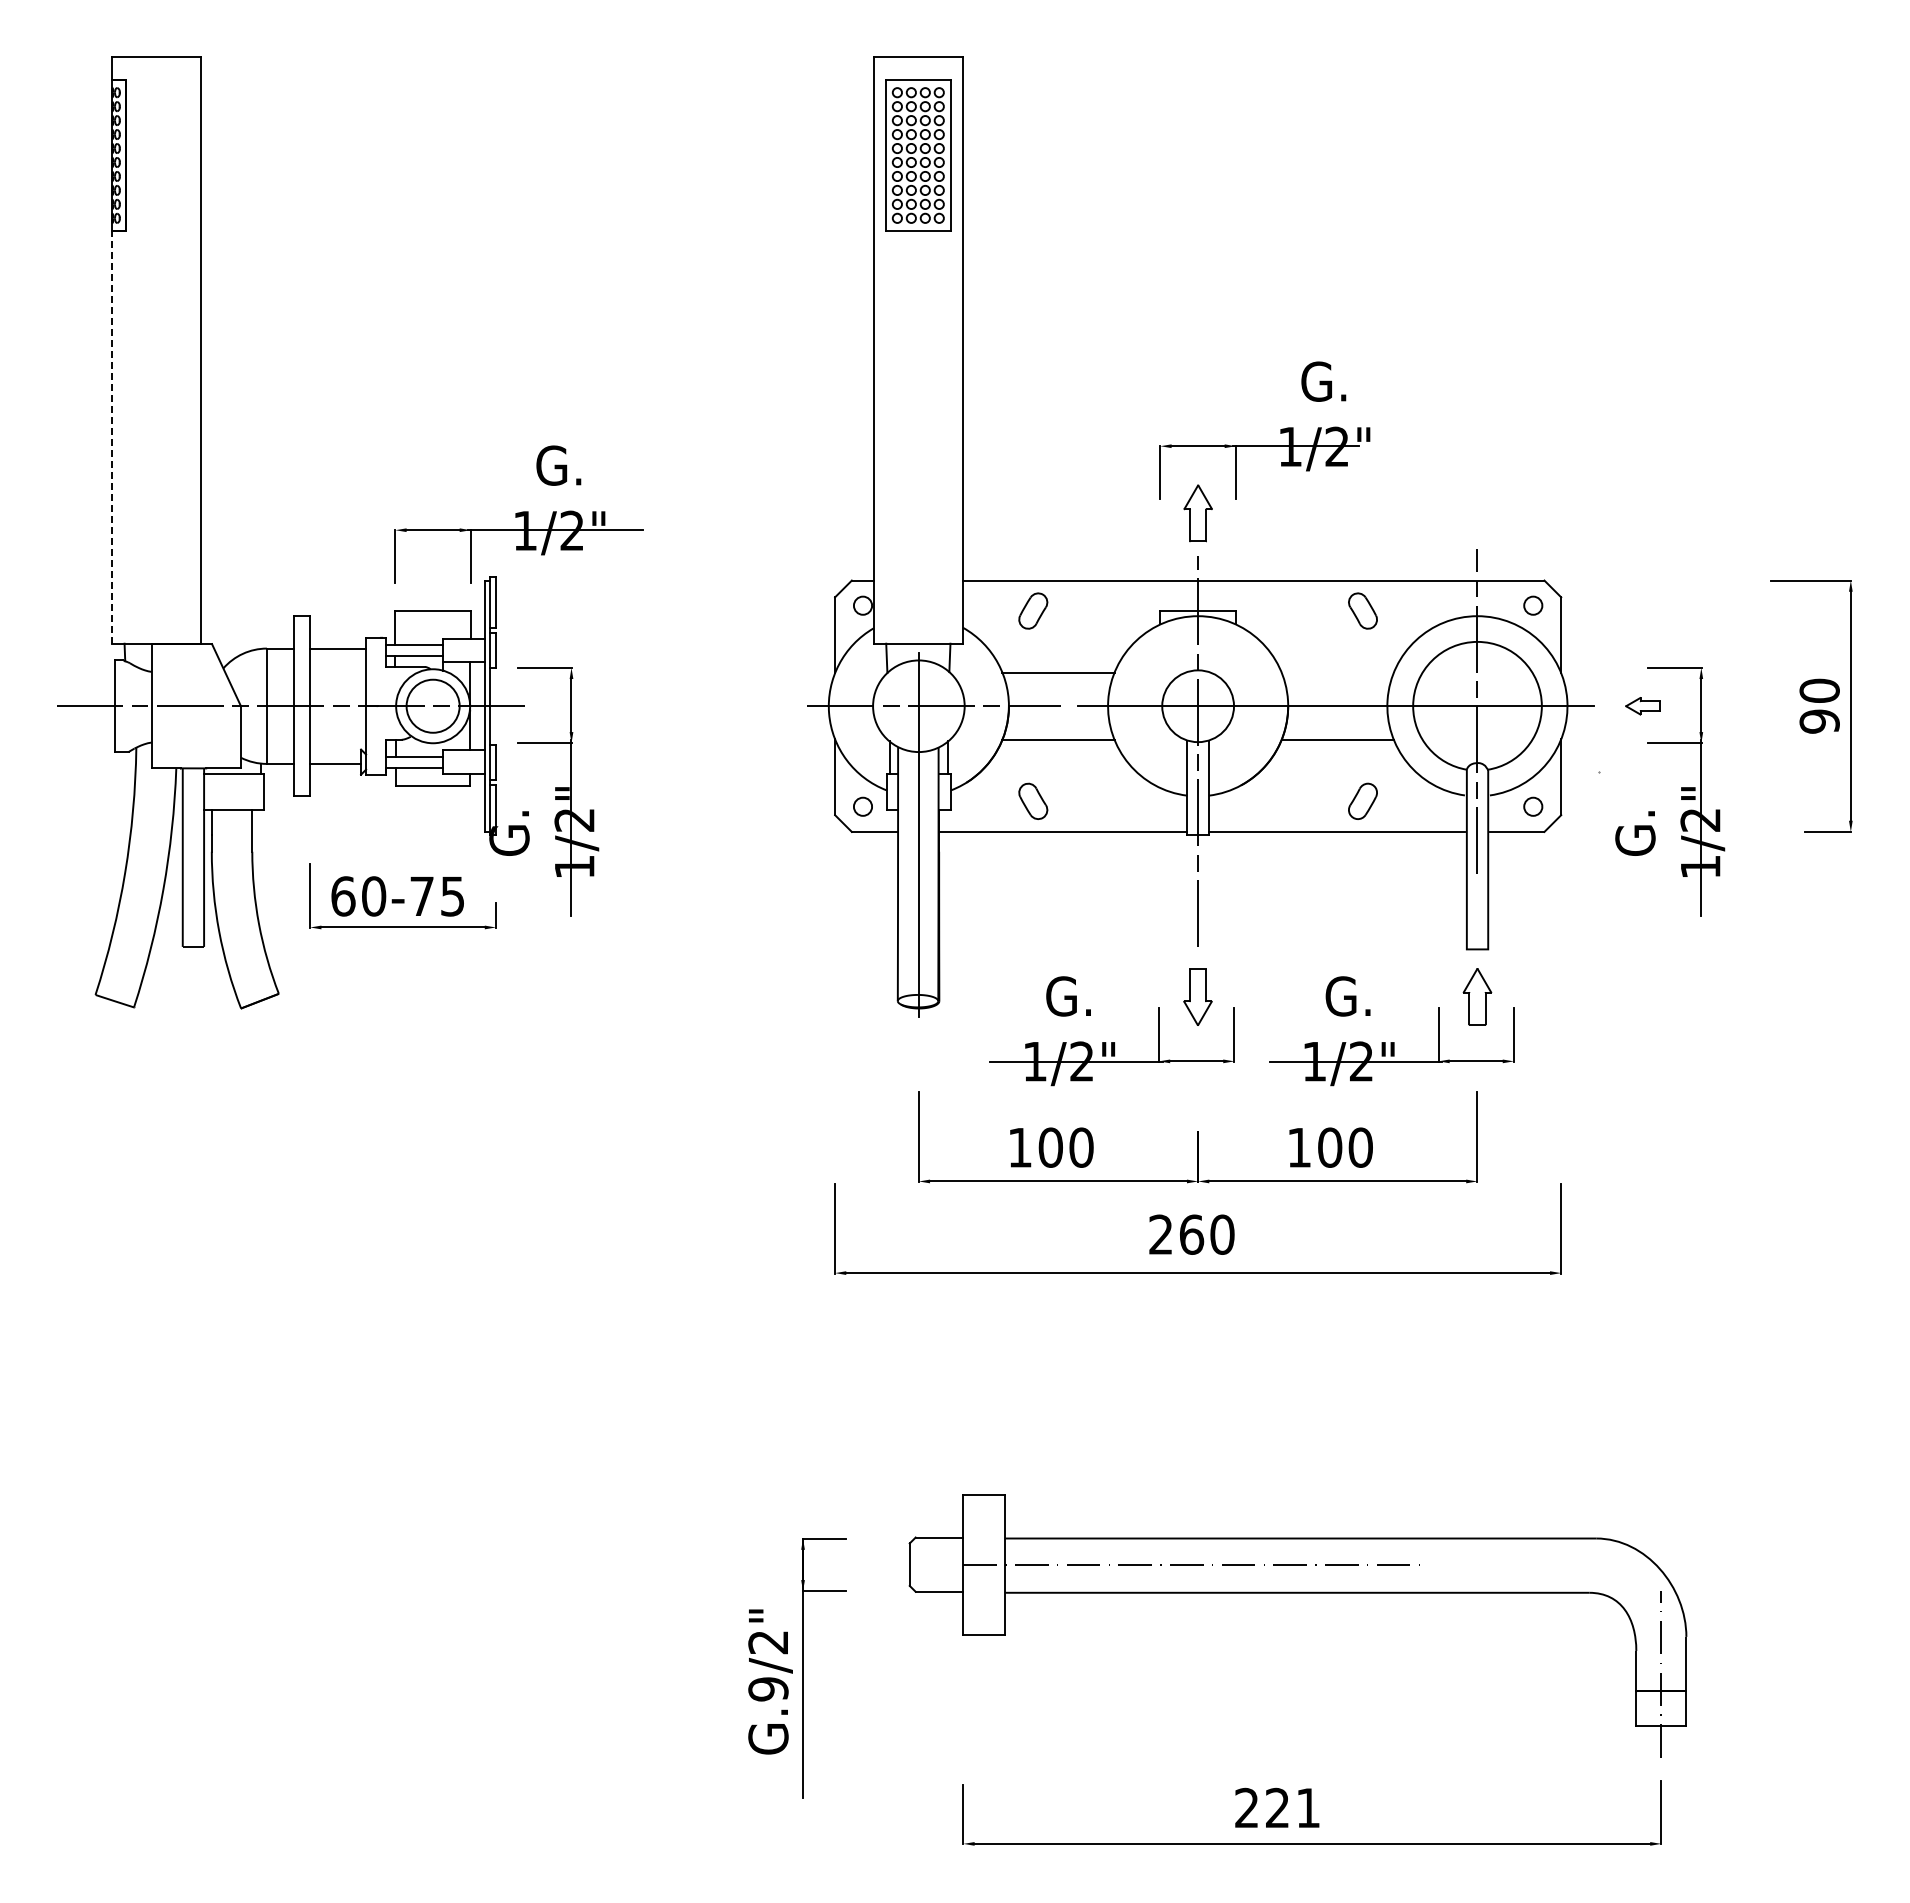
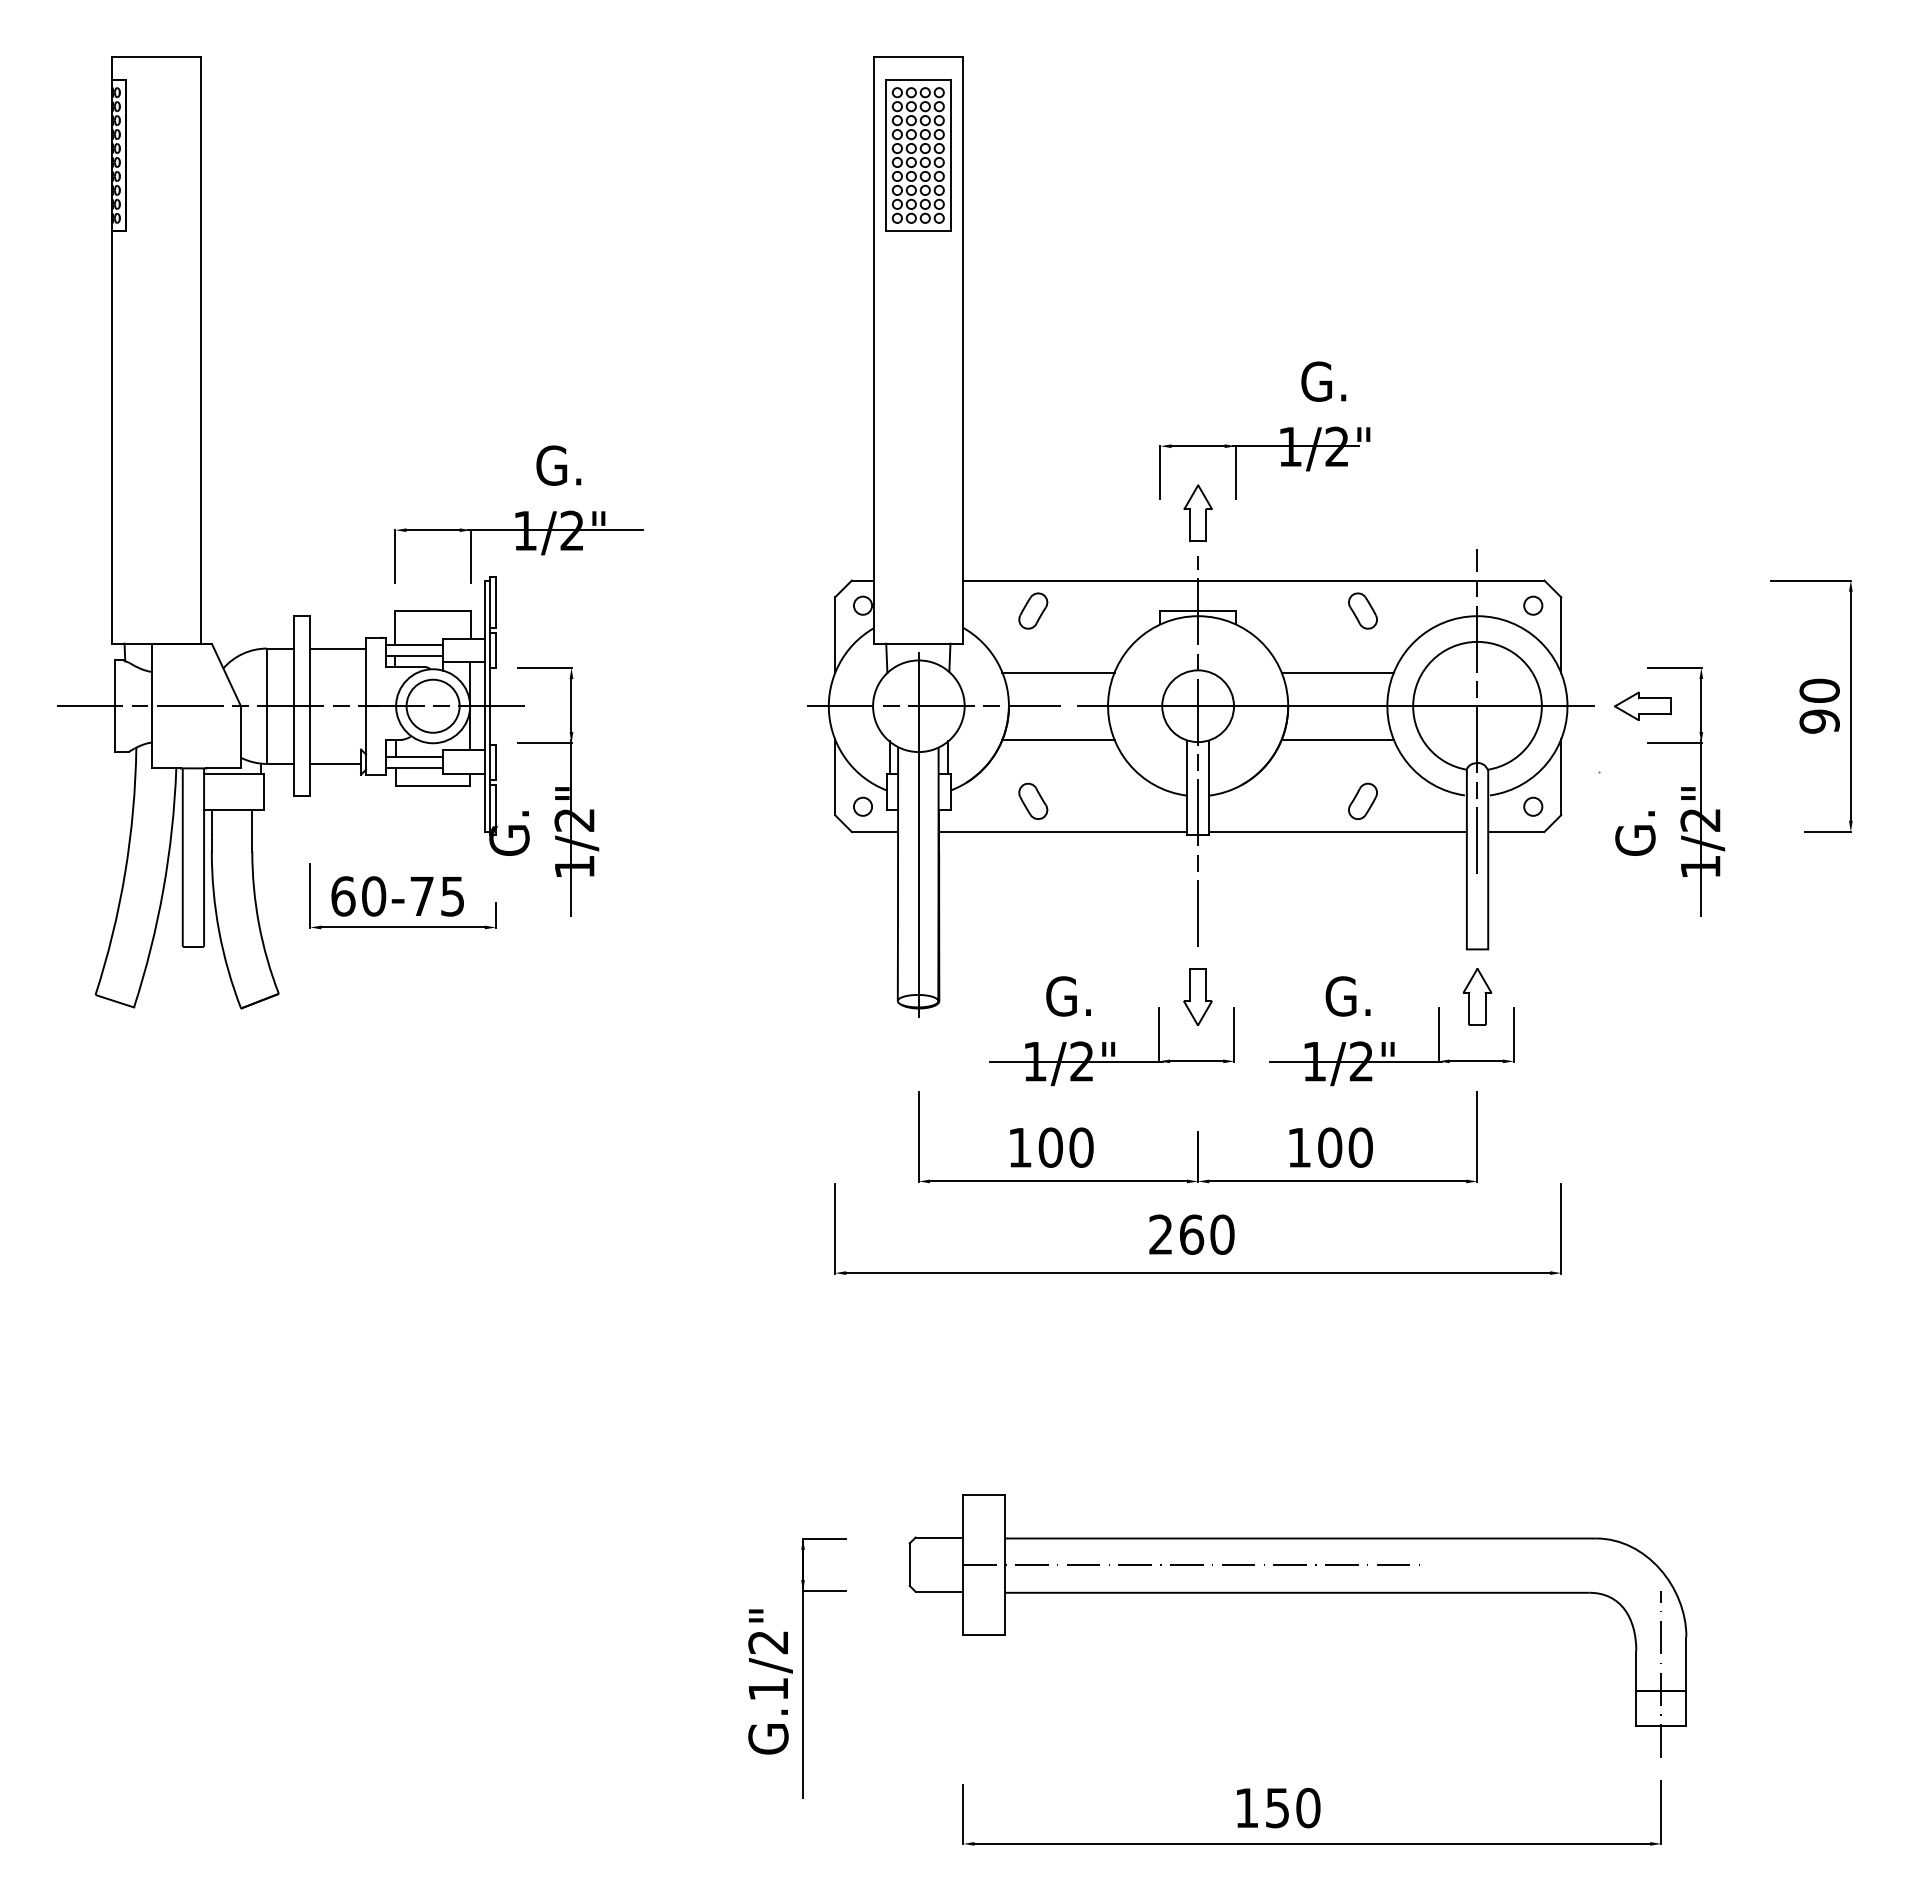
line: dashed -> solid (112, 437)
line: none -> present (1337, 672)
part size: 36x19 px -> 58x30 px (1642, 705)
text: G.9/2" -> G.1/2" (768, 1689)
text: 221 -> 150 (1277, 1807)
